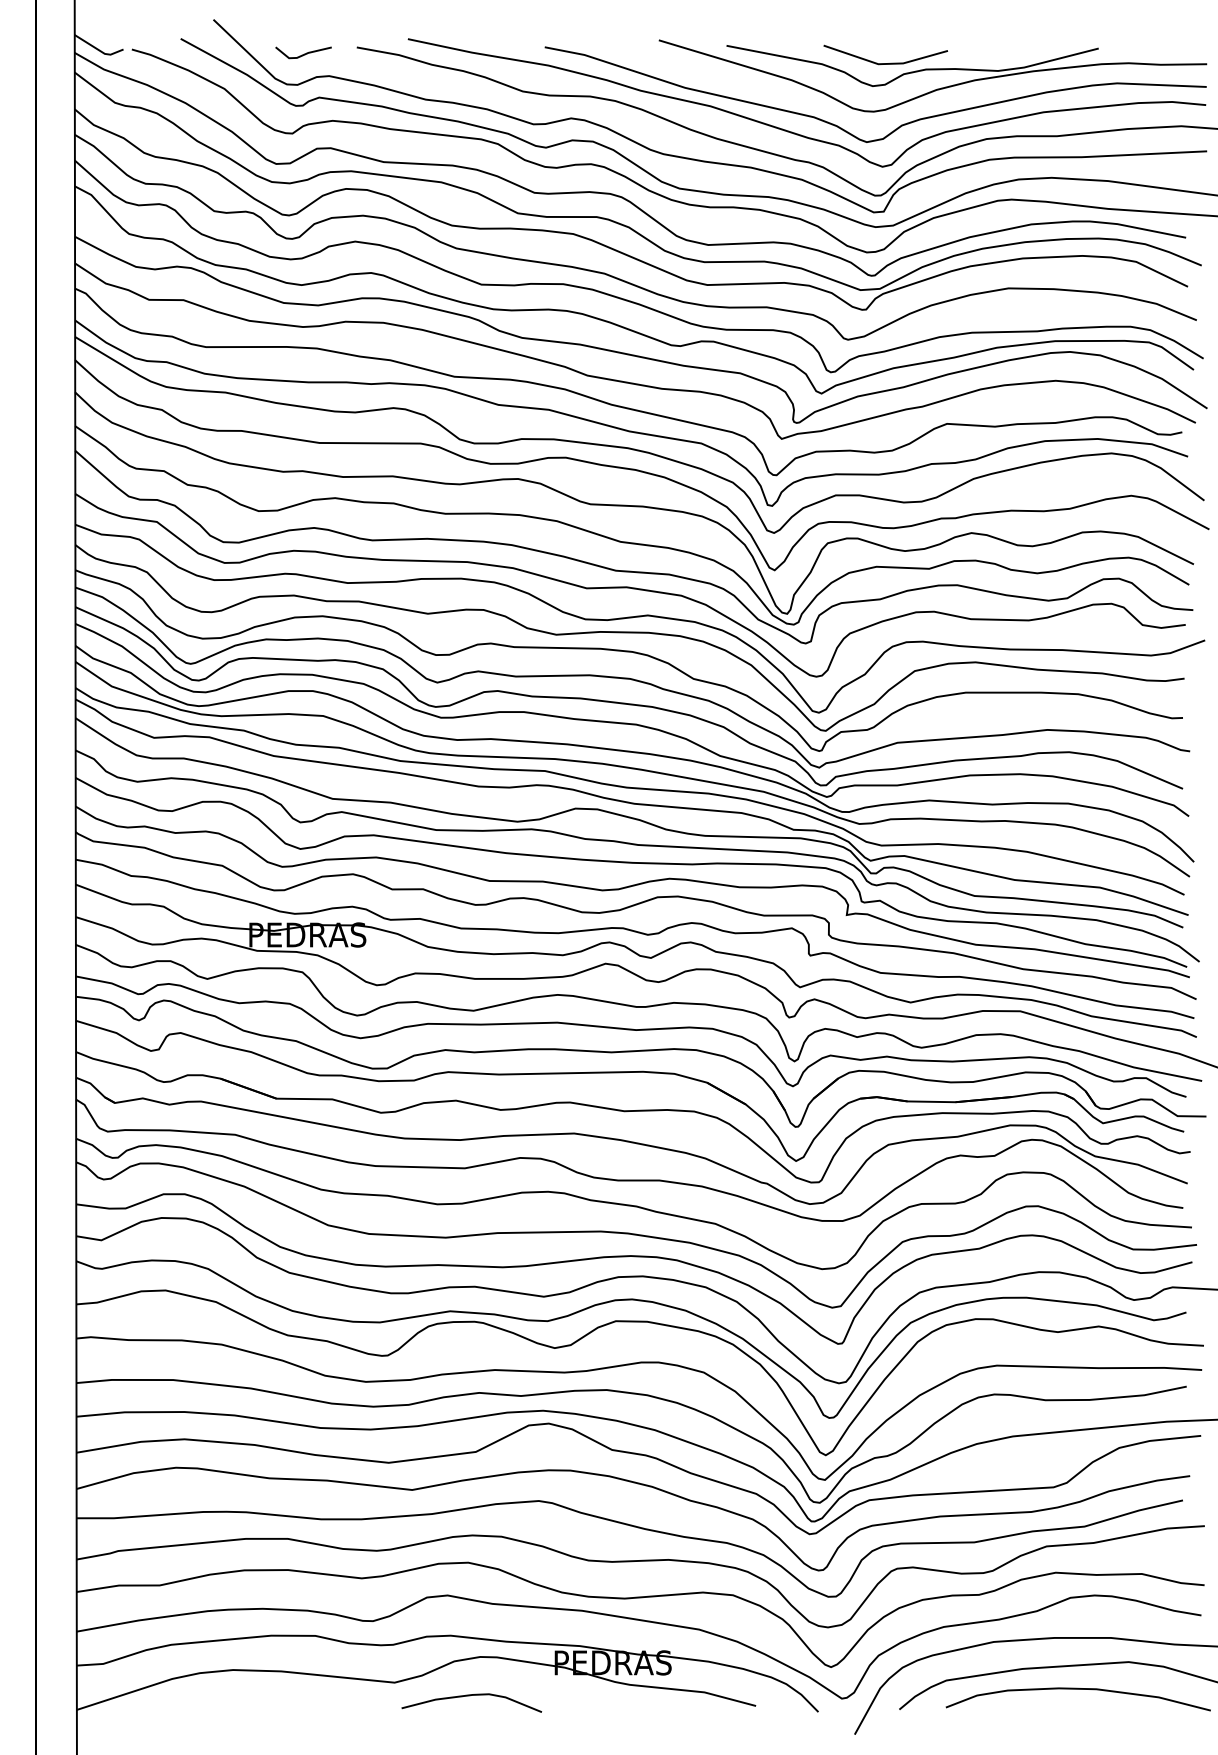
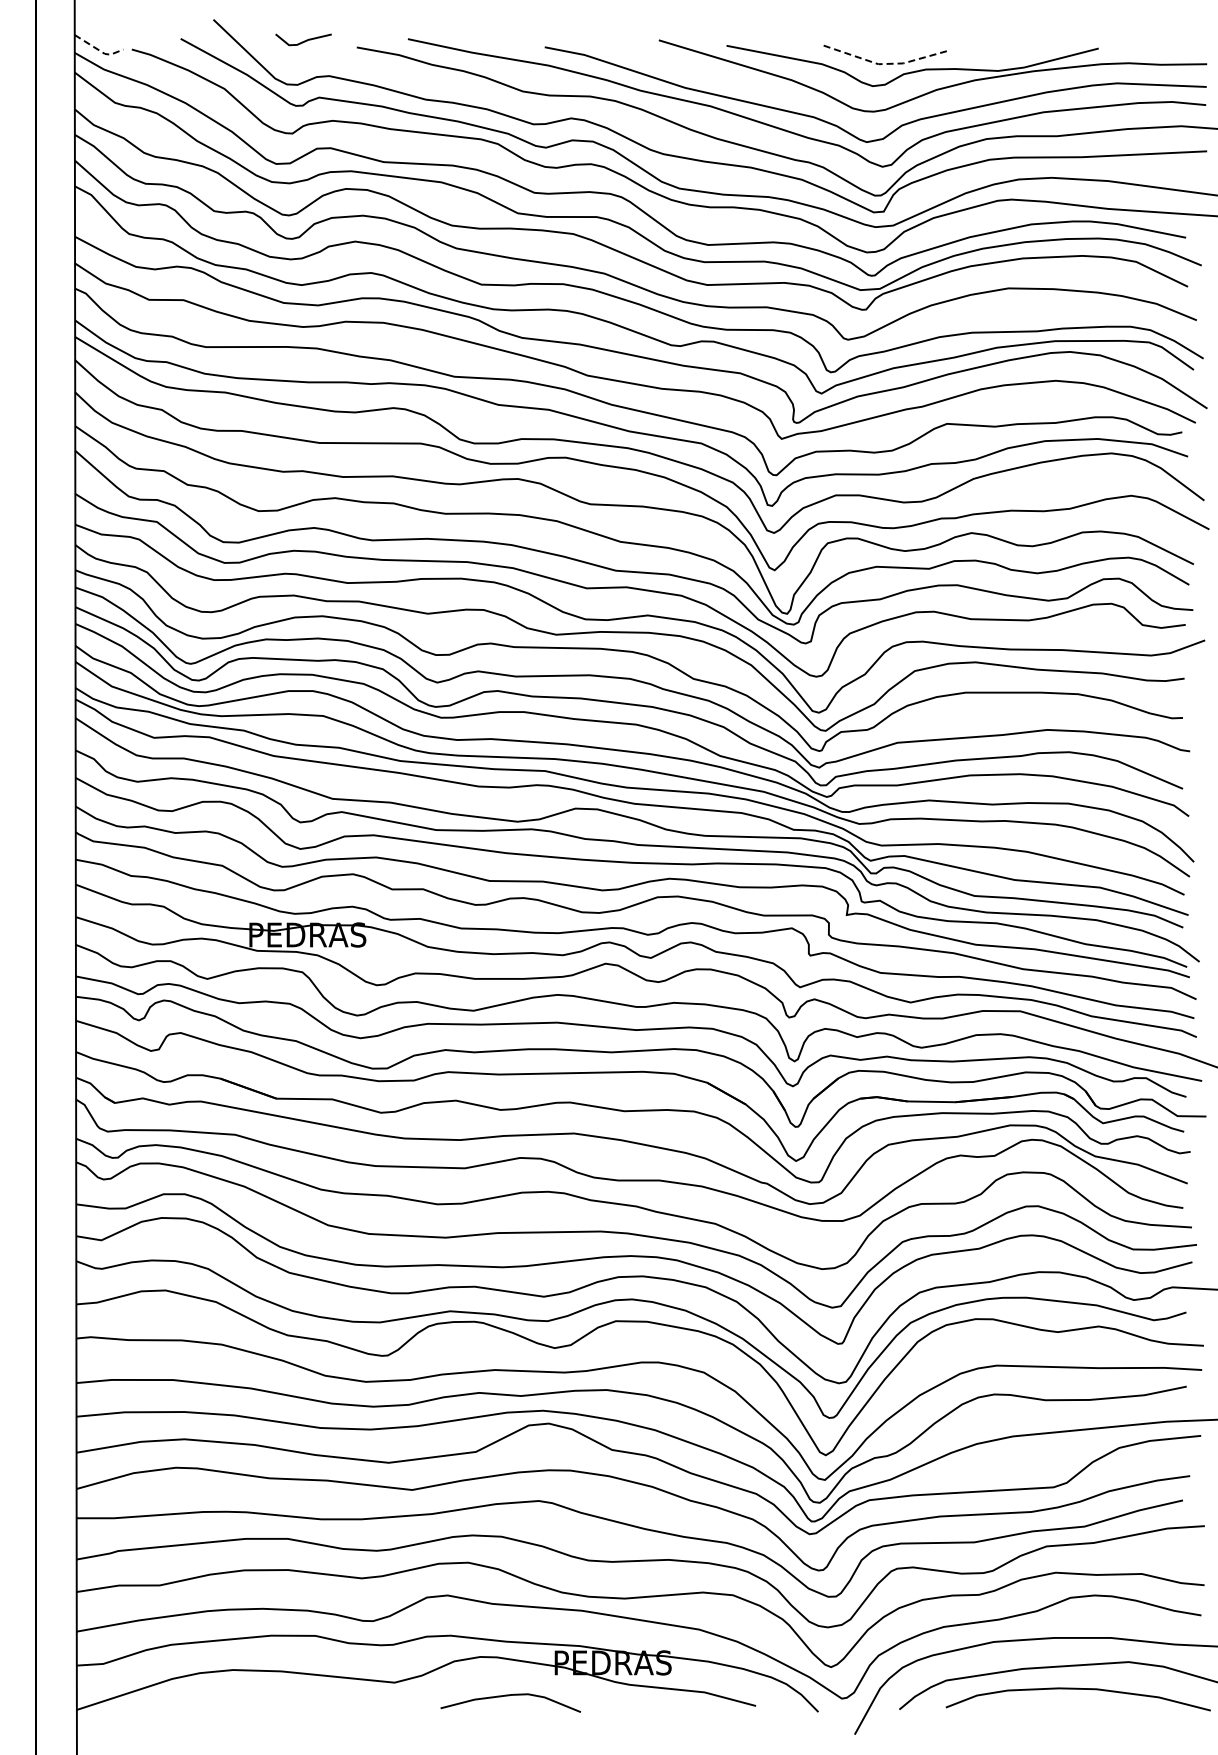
line: solid -> dashed (99, 50)
line position: (304, 53) -> (304, 40) (304, 40)
line: solid -> dashed (885, 64)
curve position: (470, 1696) -> (509, 1696) (509, 1696)
